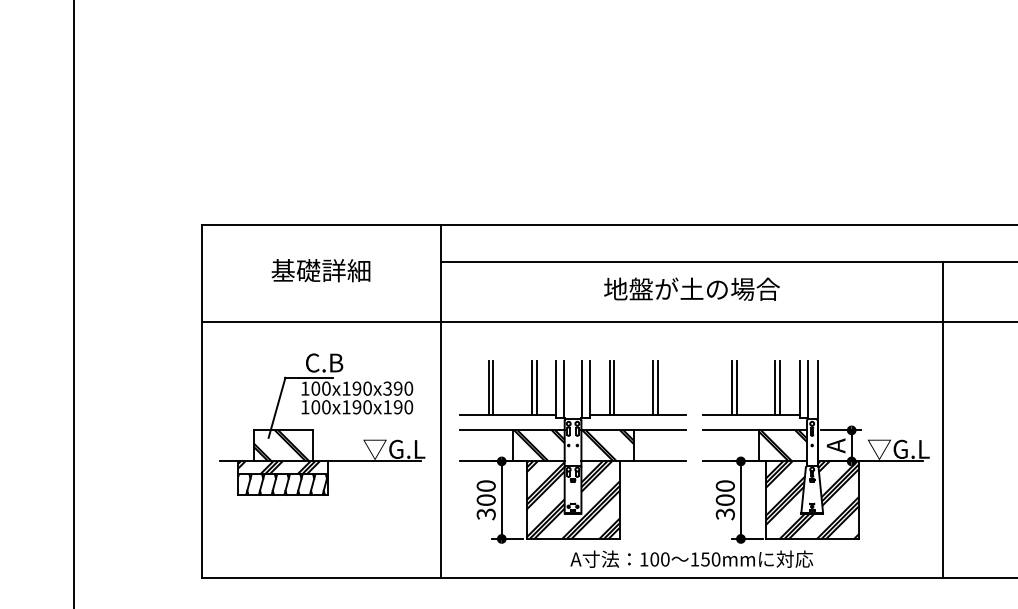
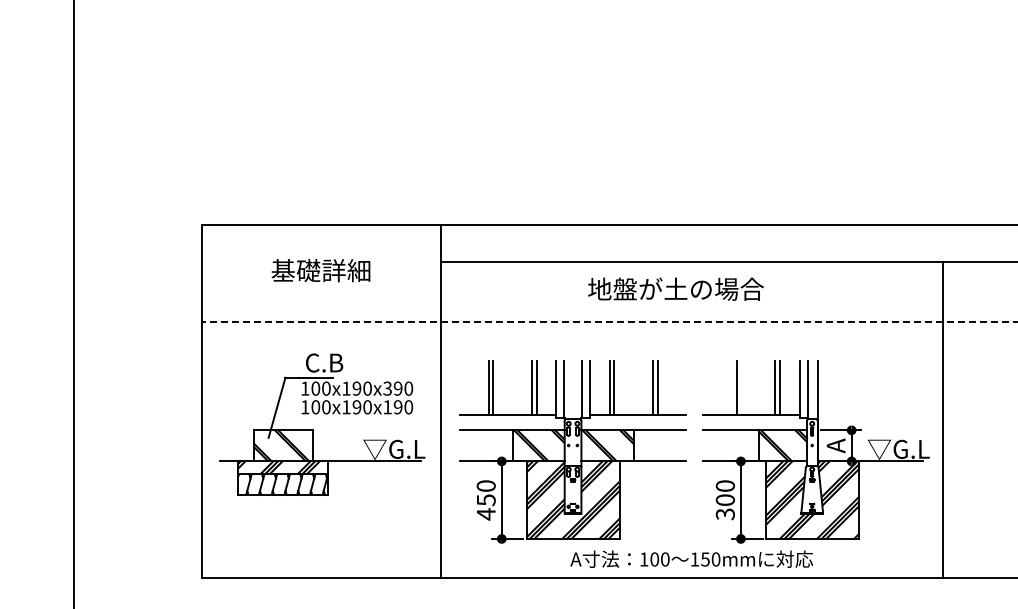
text position: (691, 288) -> (675, 288) (675, 288)
line: solid -> dashed (609, 322)
line: present -> none (732, 387)
text: 300 -> 450 (485, 507)
